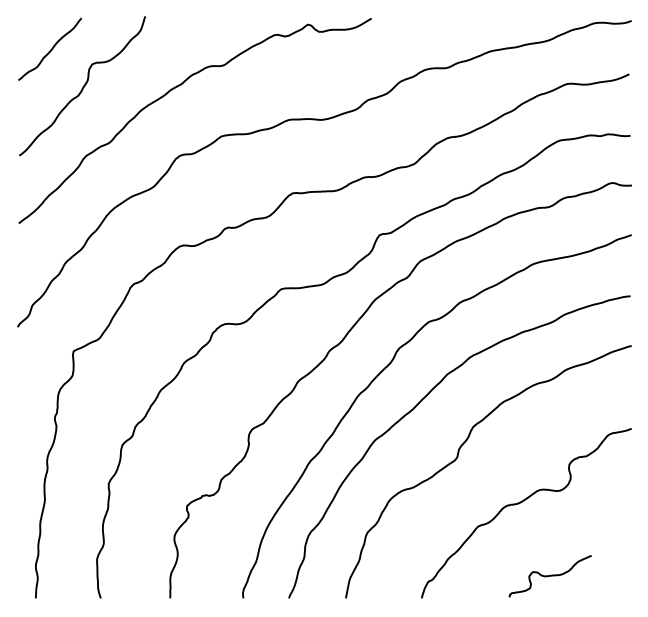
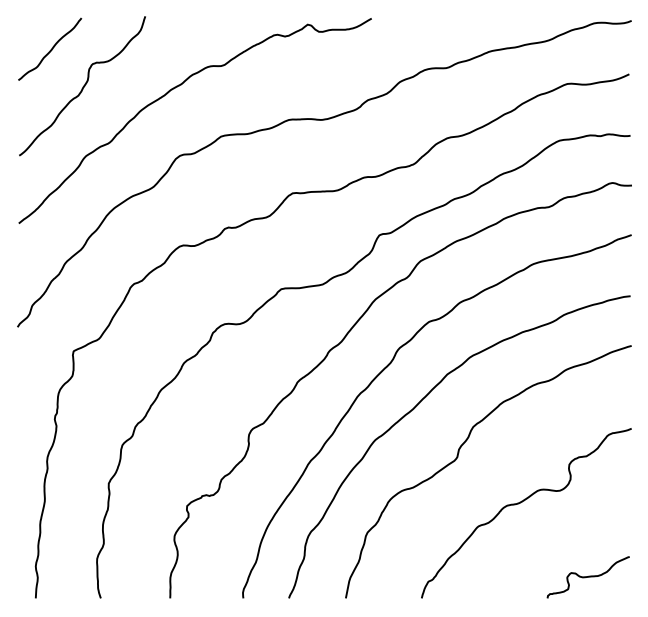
curve position: (549, 576) -> (587, 577) (587, 577)
